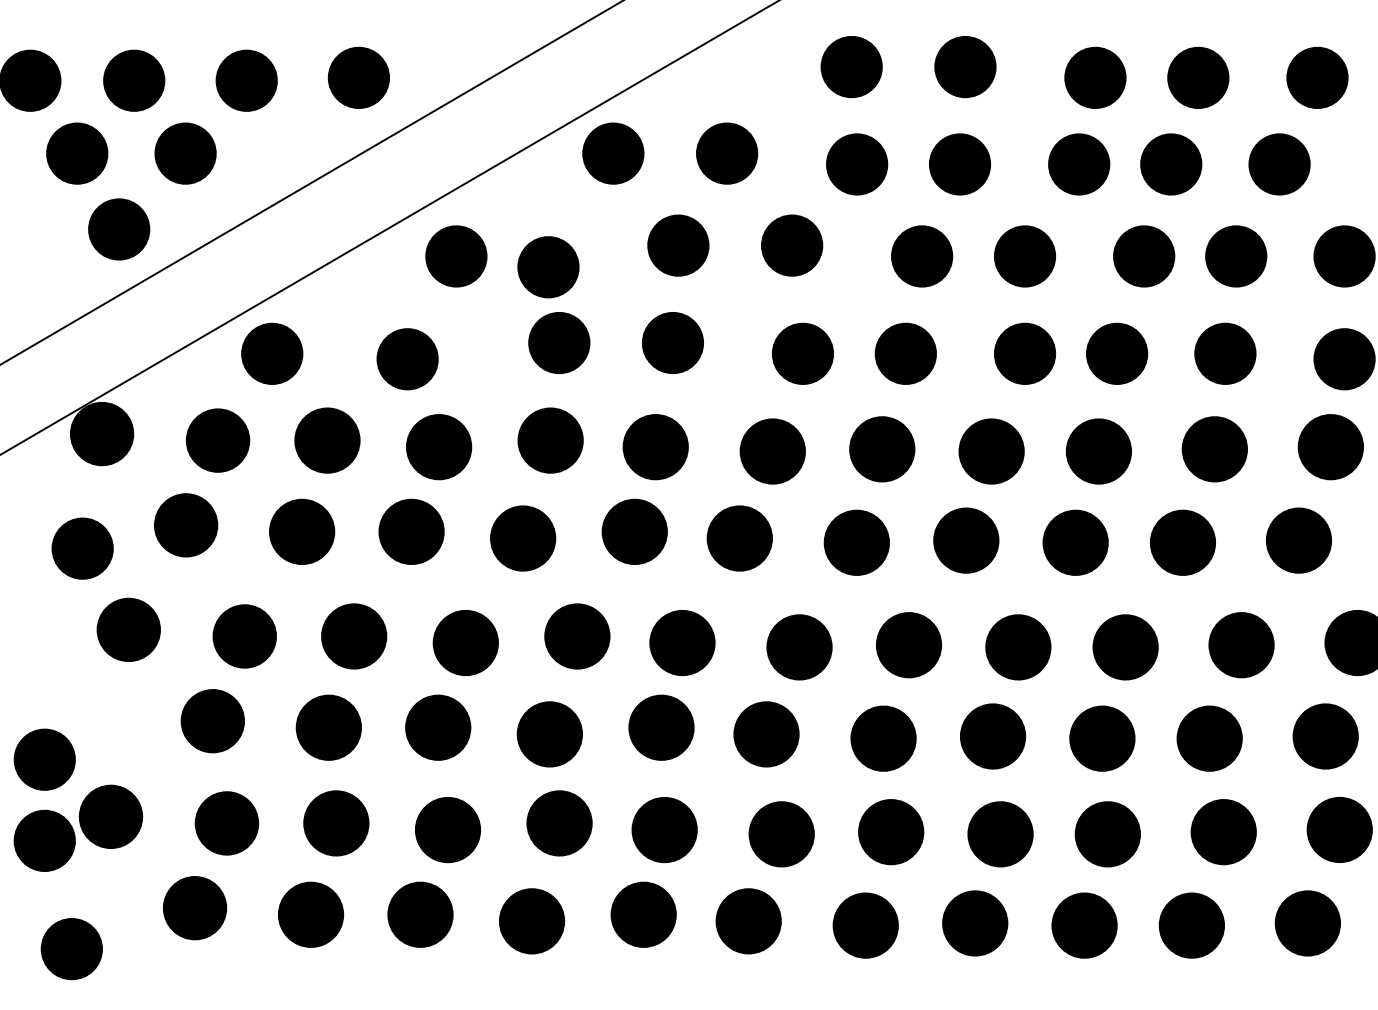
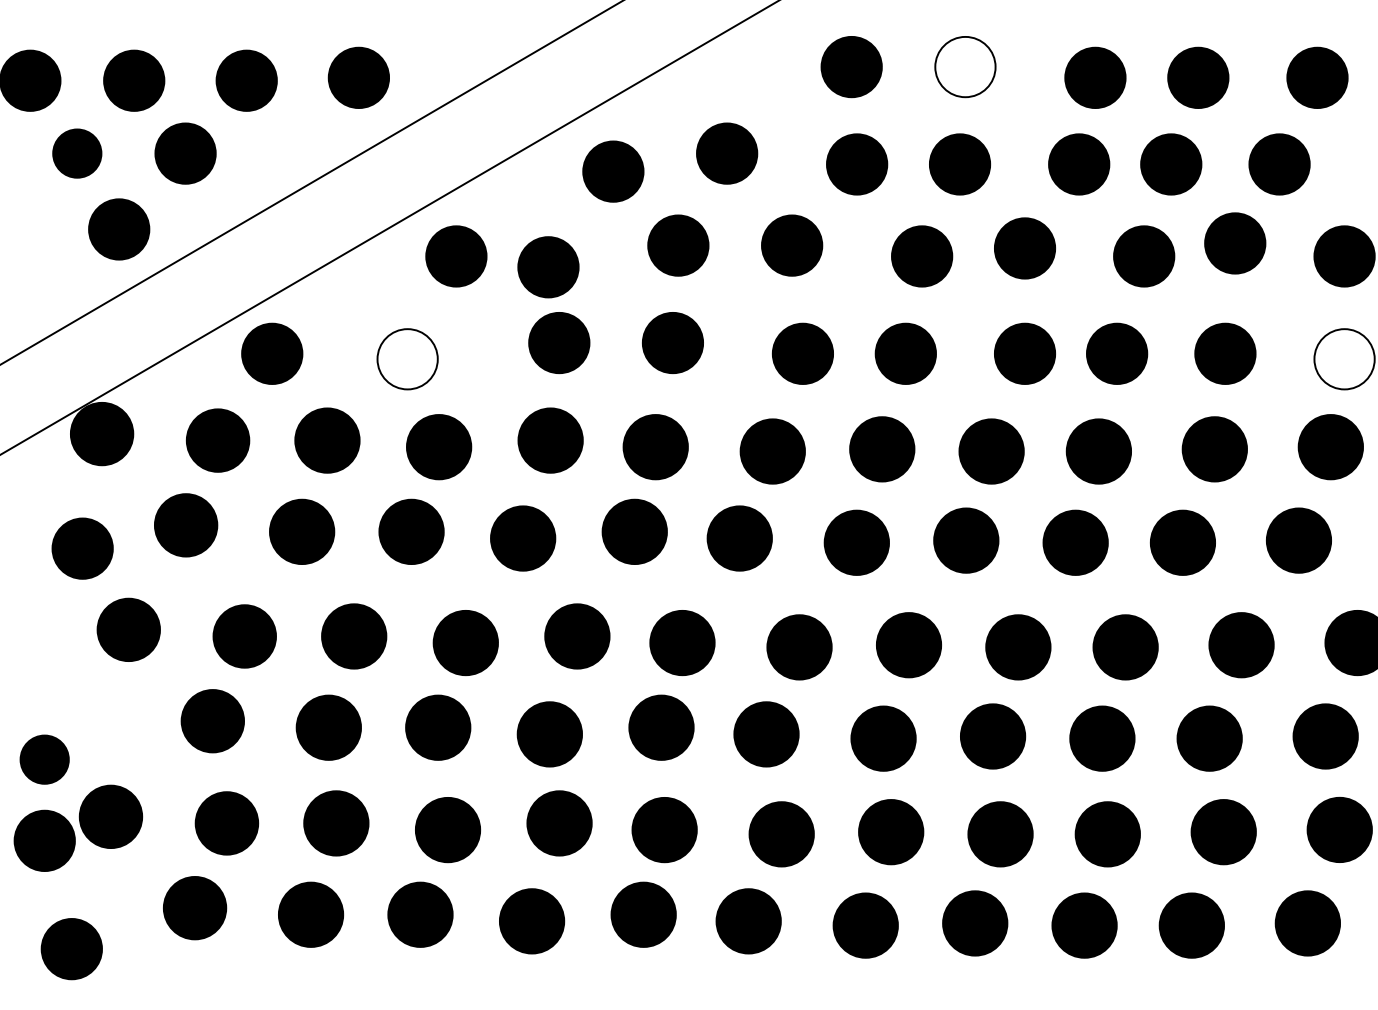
fill: present -> none (965, 66)
part size: 63x63 px -> 51x51 px (77, 153)
part position: (613, 153) -> (613, 171) (613, 171)
part position: (1024, 256) -> (1024, 248) (1024, 248)
part position: (1236, 256) -> (1235, 243) (1235, 243)
fill: present -> none (407, 359)
fill: present -> none (1344, 359)
part size: 63x63 px -> 51x51 px (44, 759)
